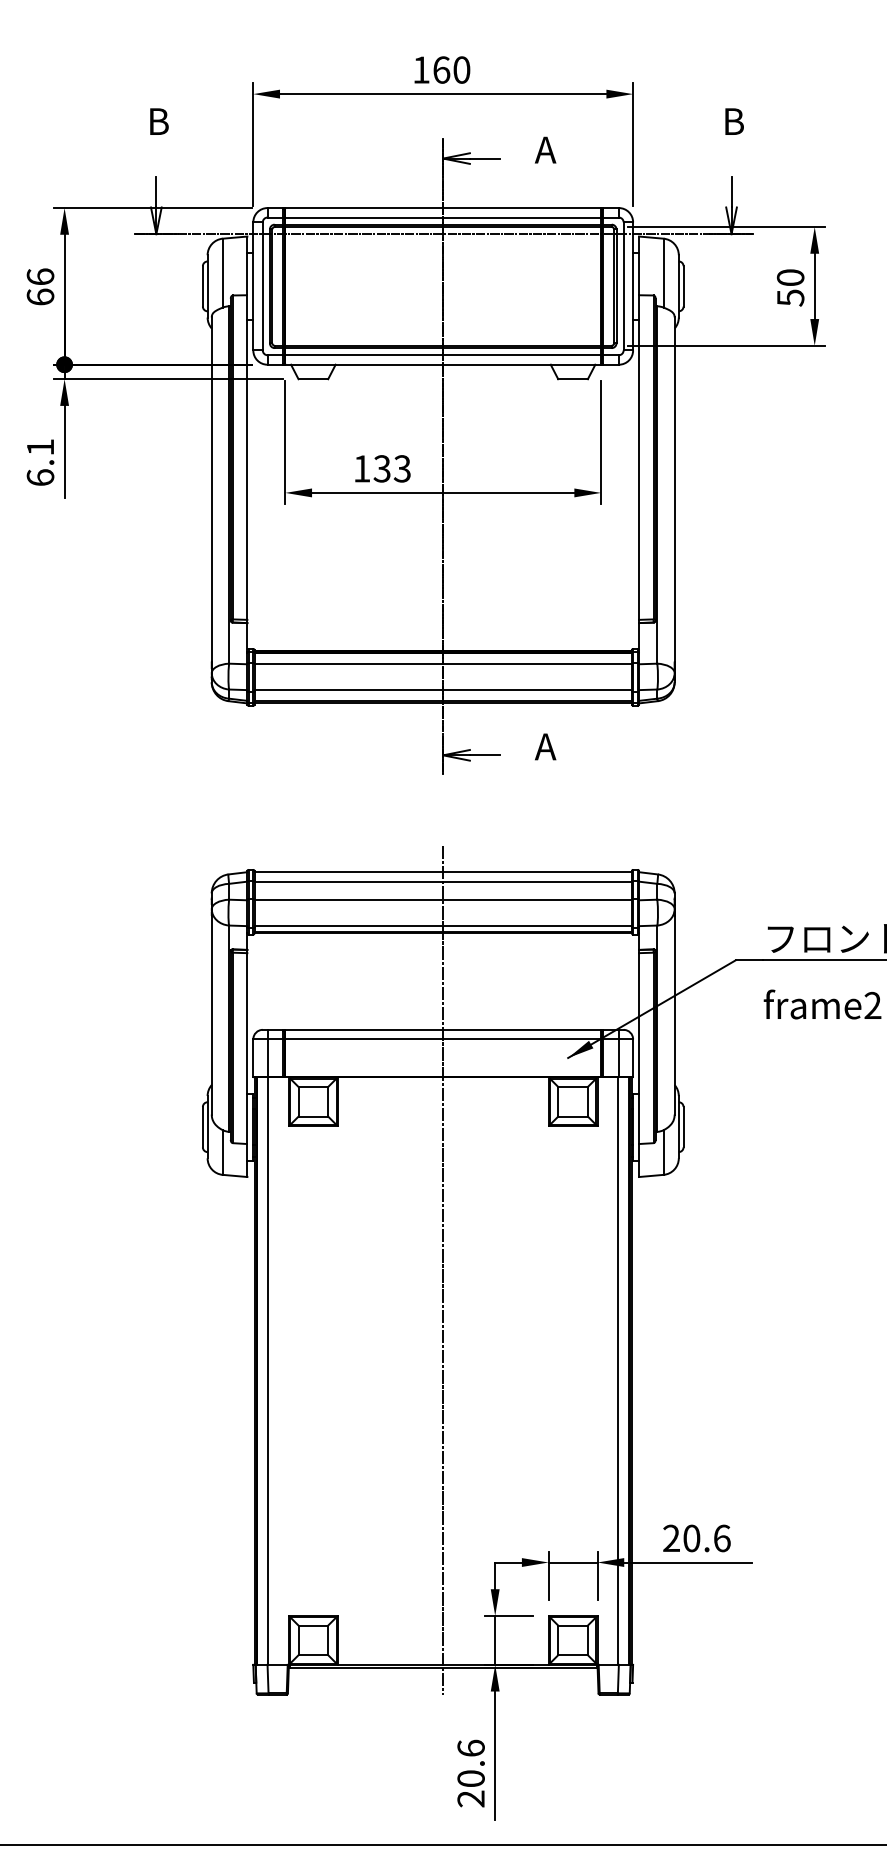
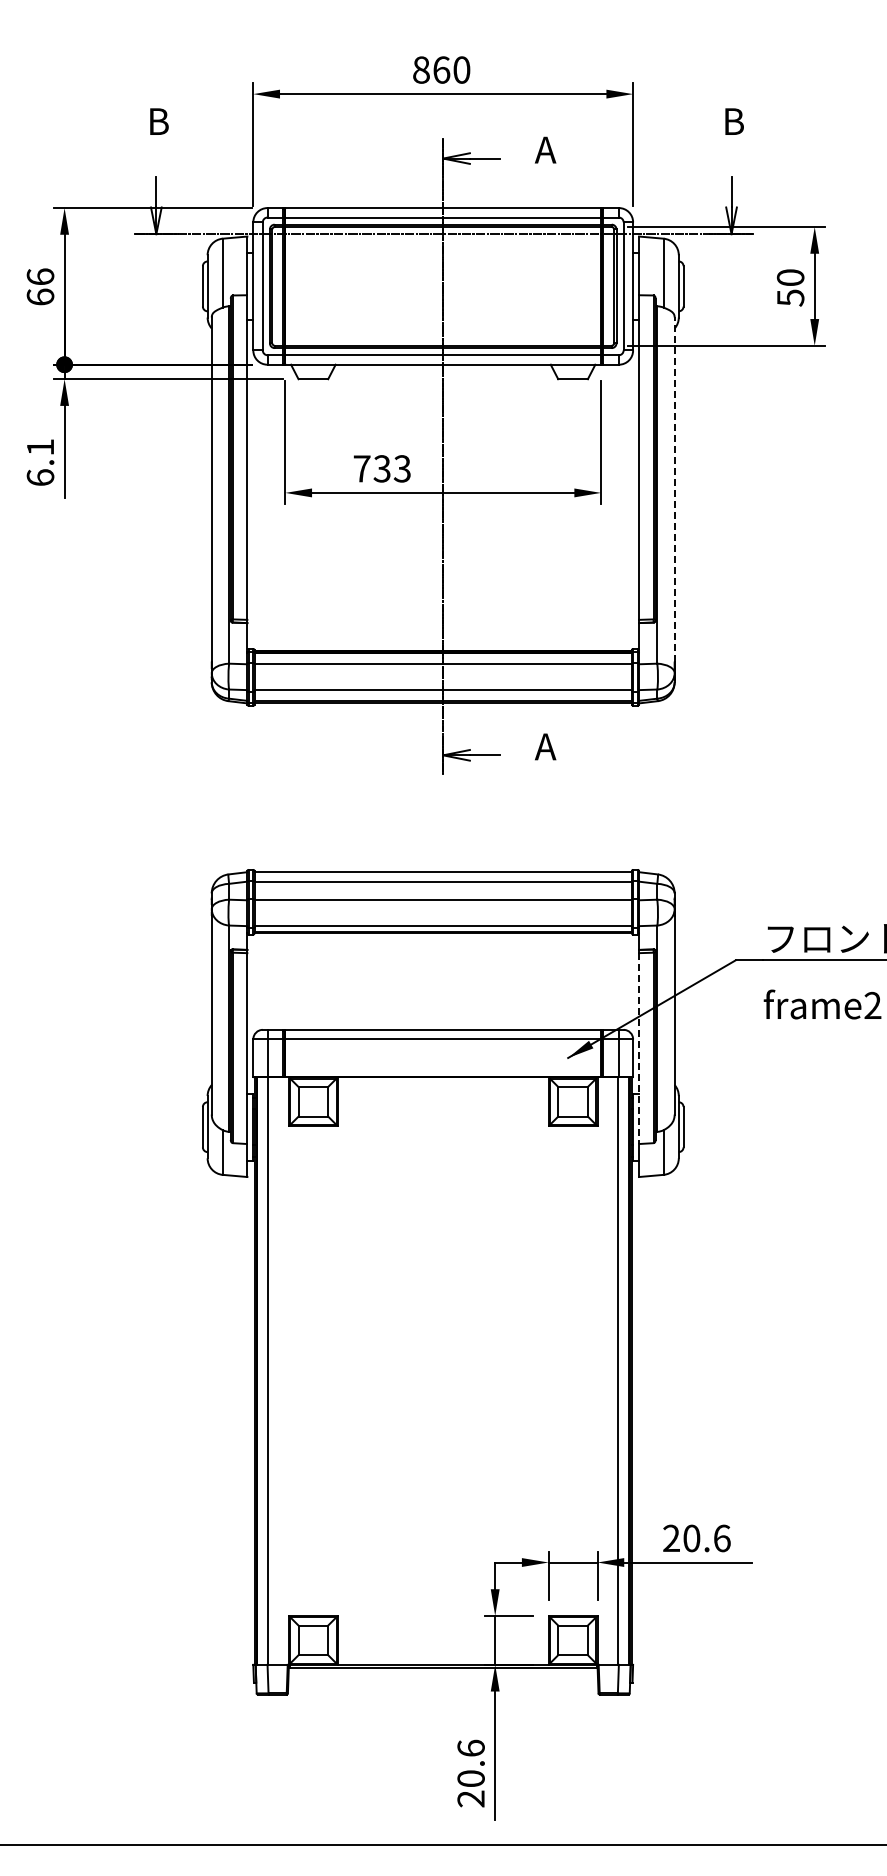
text: 160 -> 860 (421, 69)
text: 133 -> 733 (361, 468)
line: solid -> dashed (674, 489)
line: solid -> dashed (639, 1049)
line: present -> none (443, 1270)
